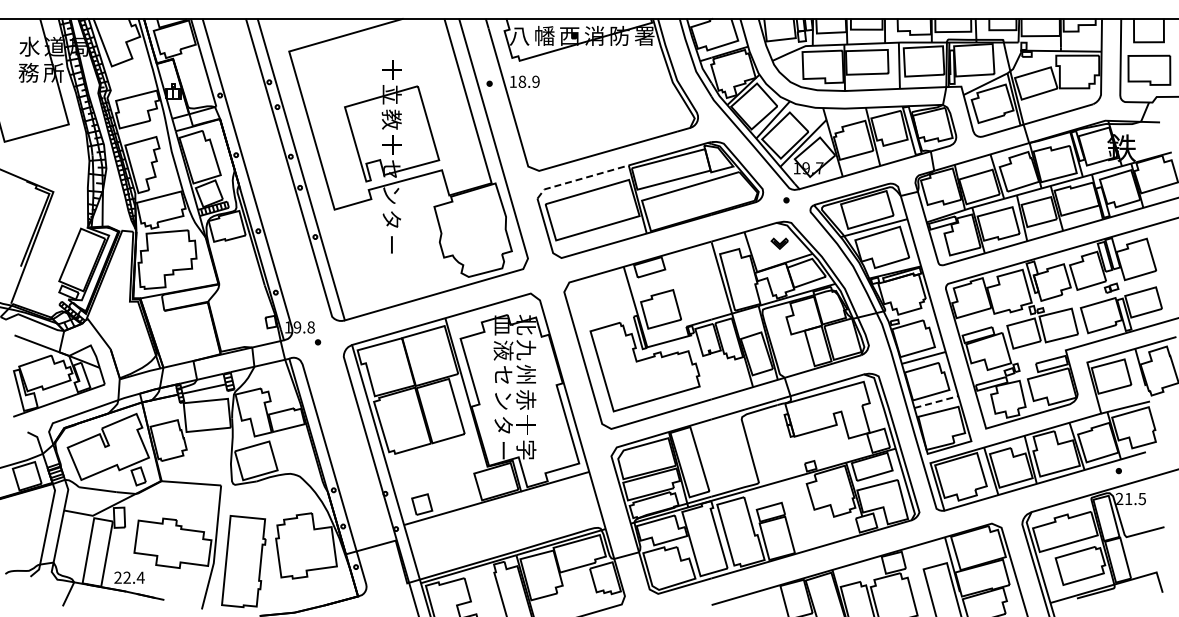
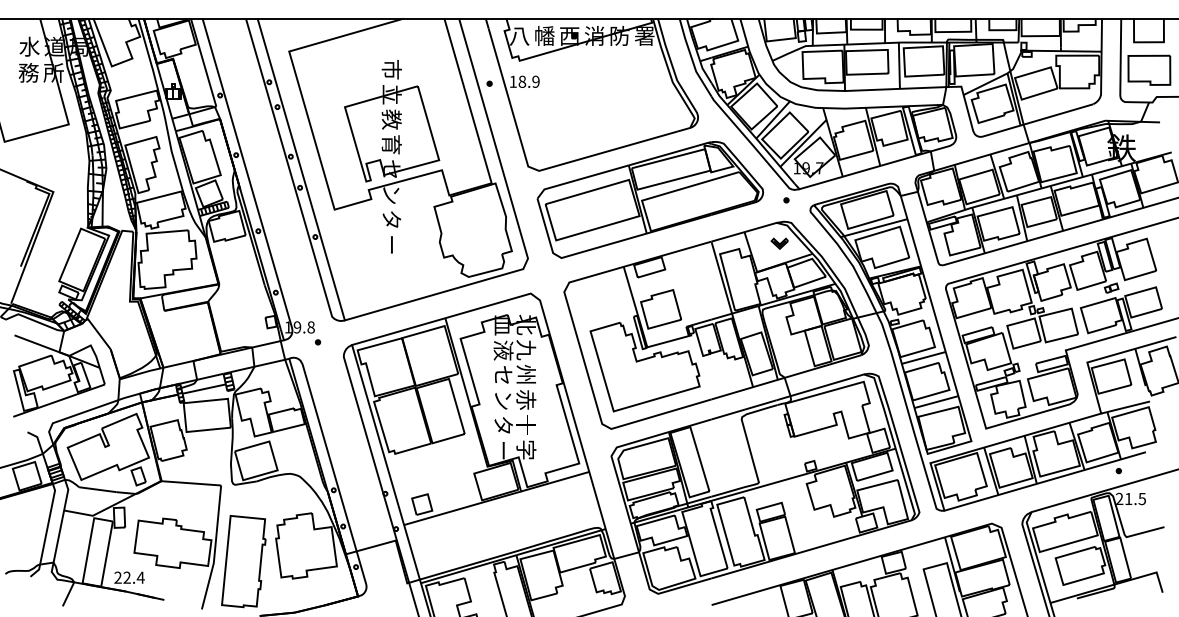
text: 十 -> 市 (391, 69)
text: 十 -> 育 (391, 144)
line: dashed -> solid (580, 179)
line: dashed -> solid (936, 402)
